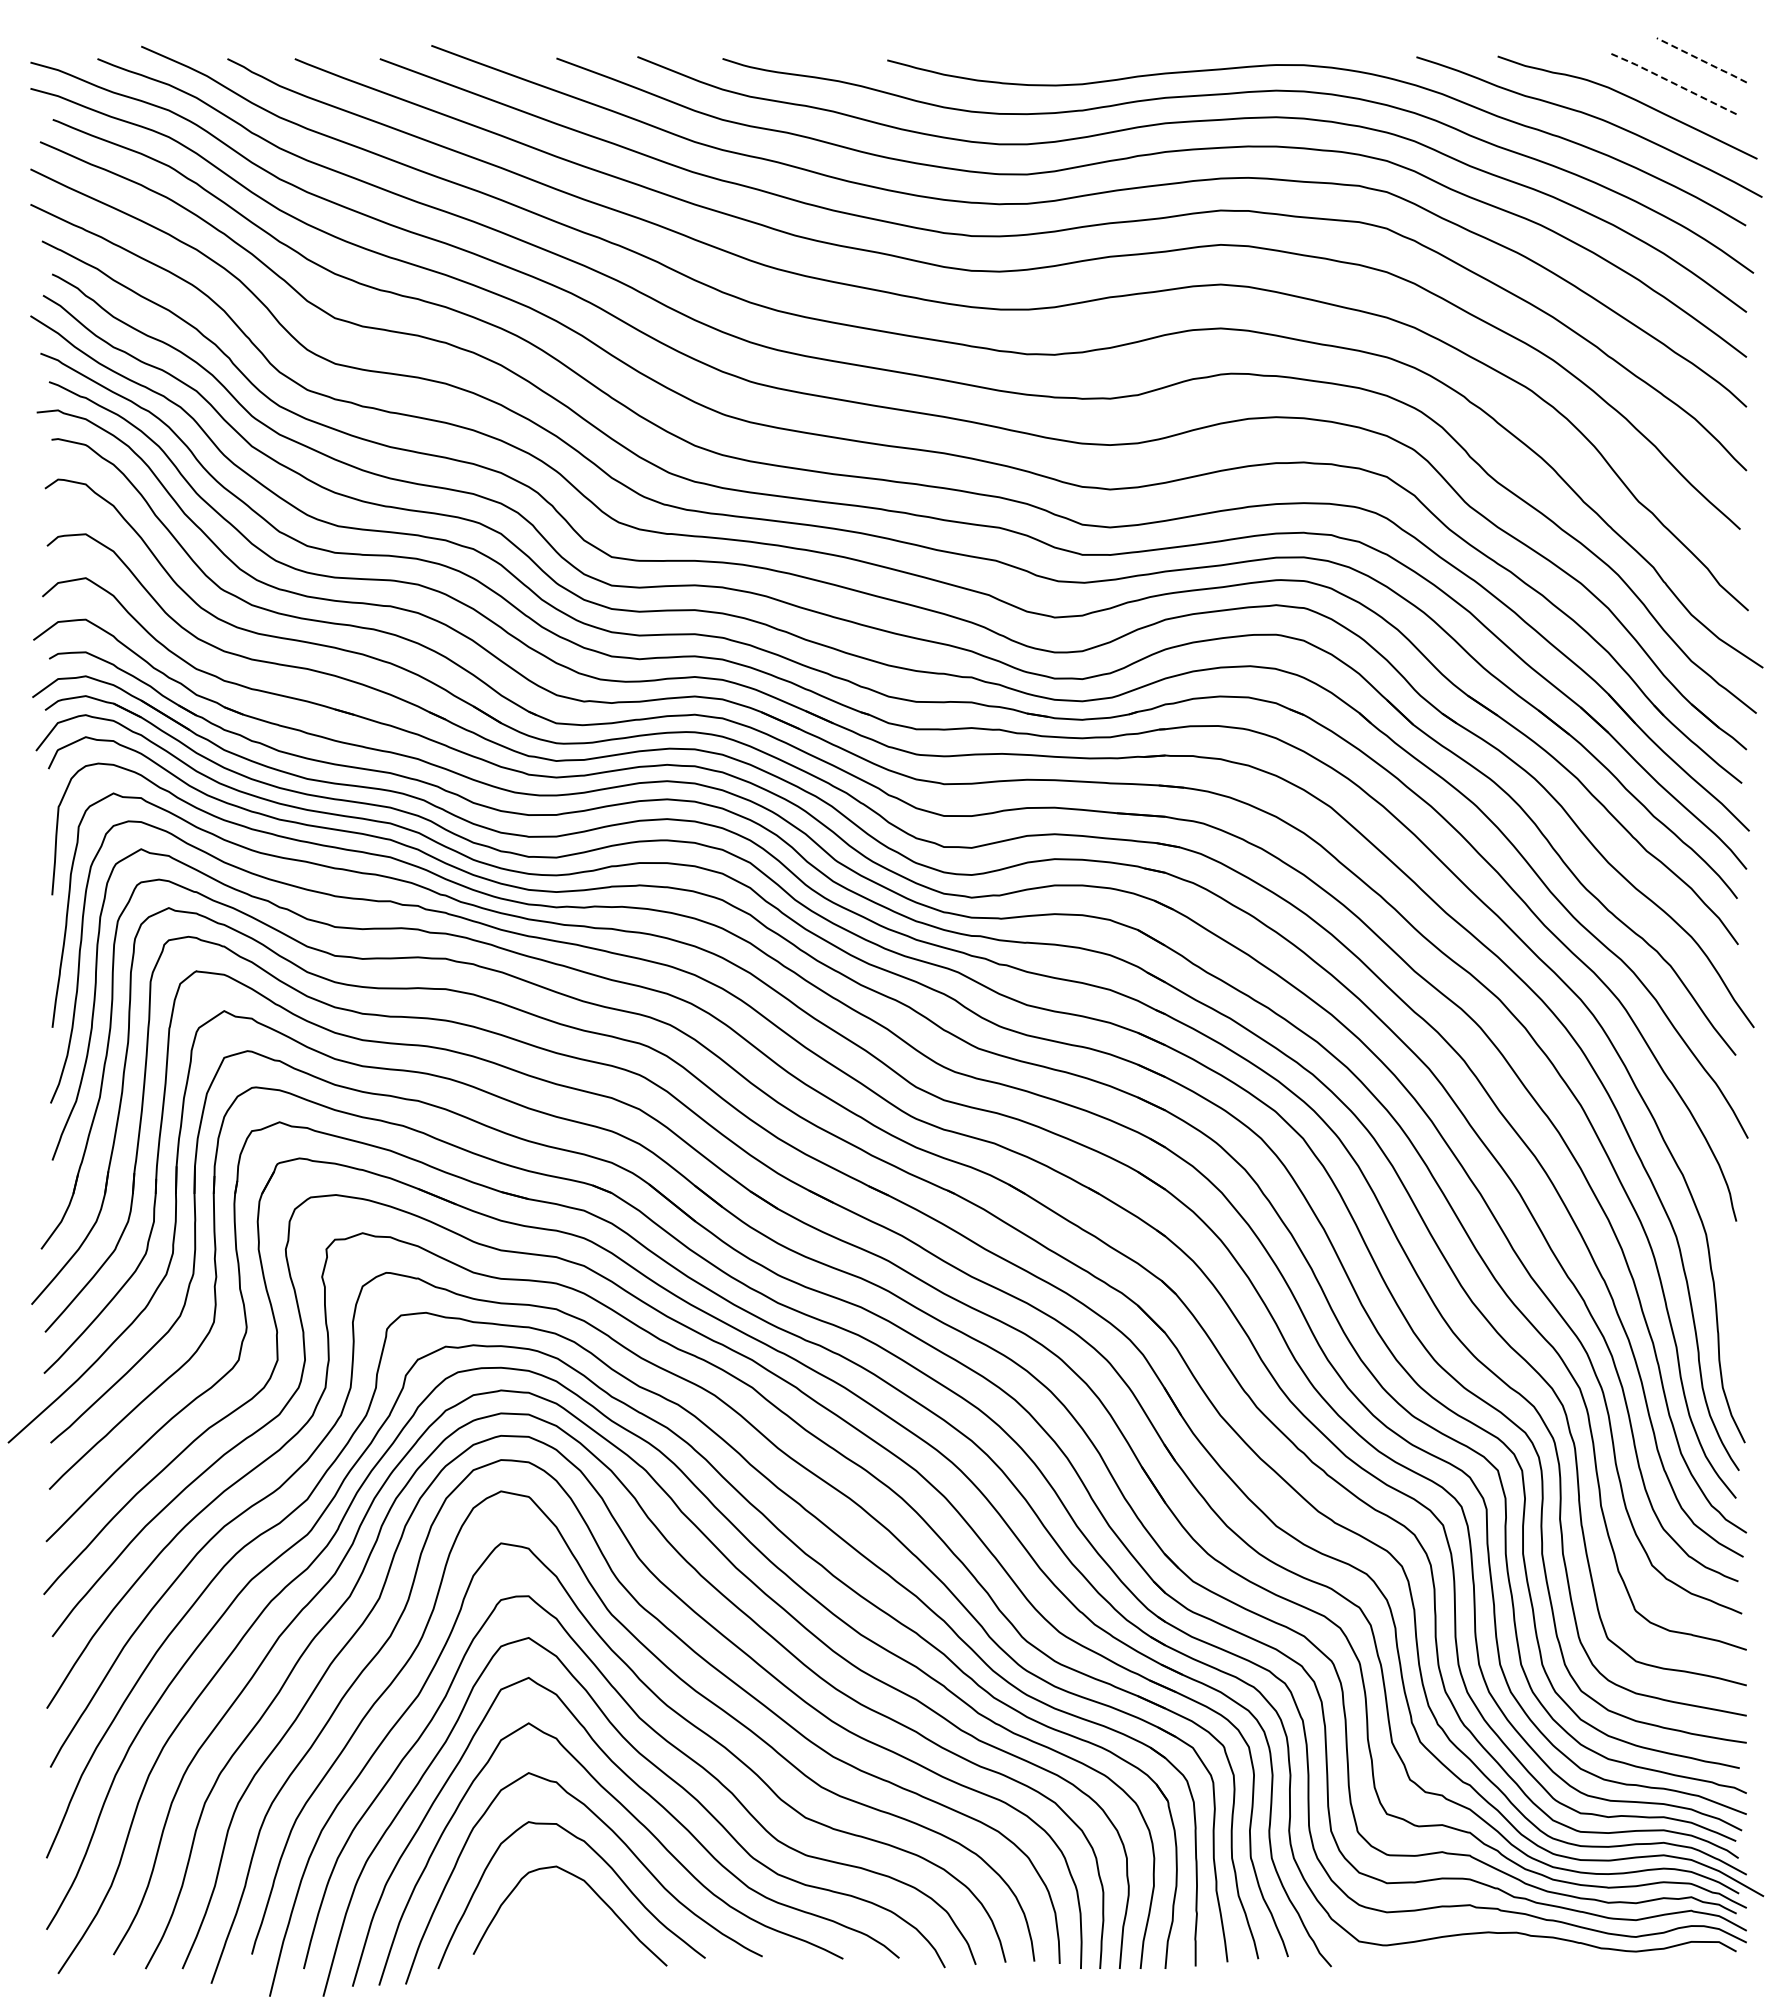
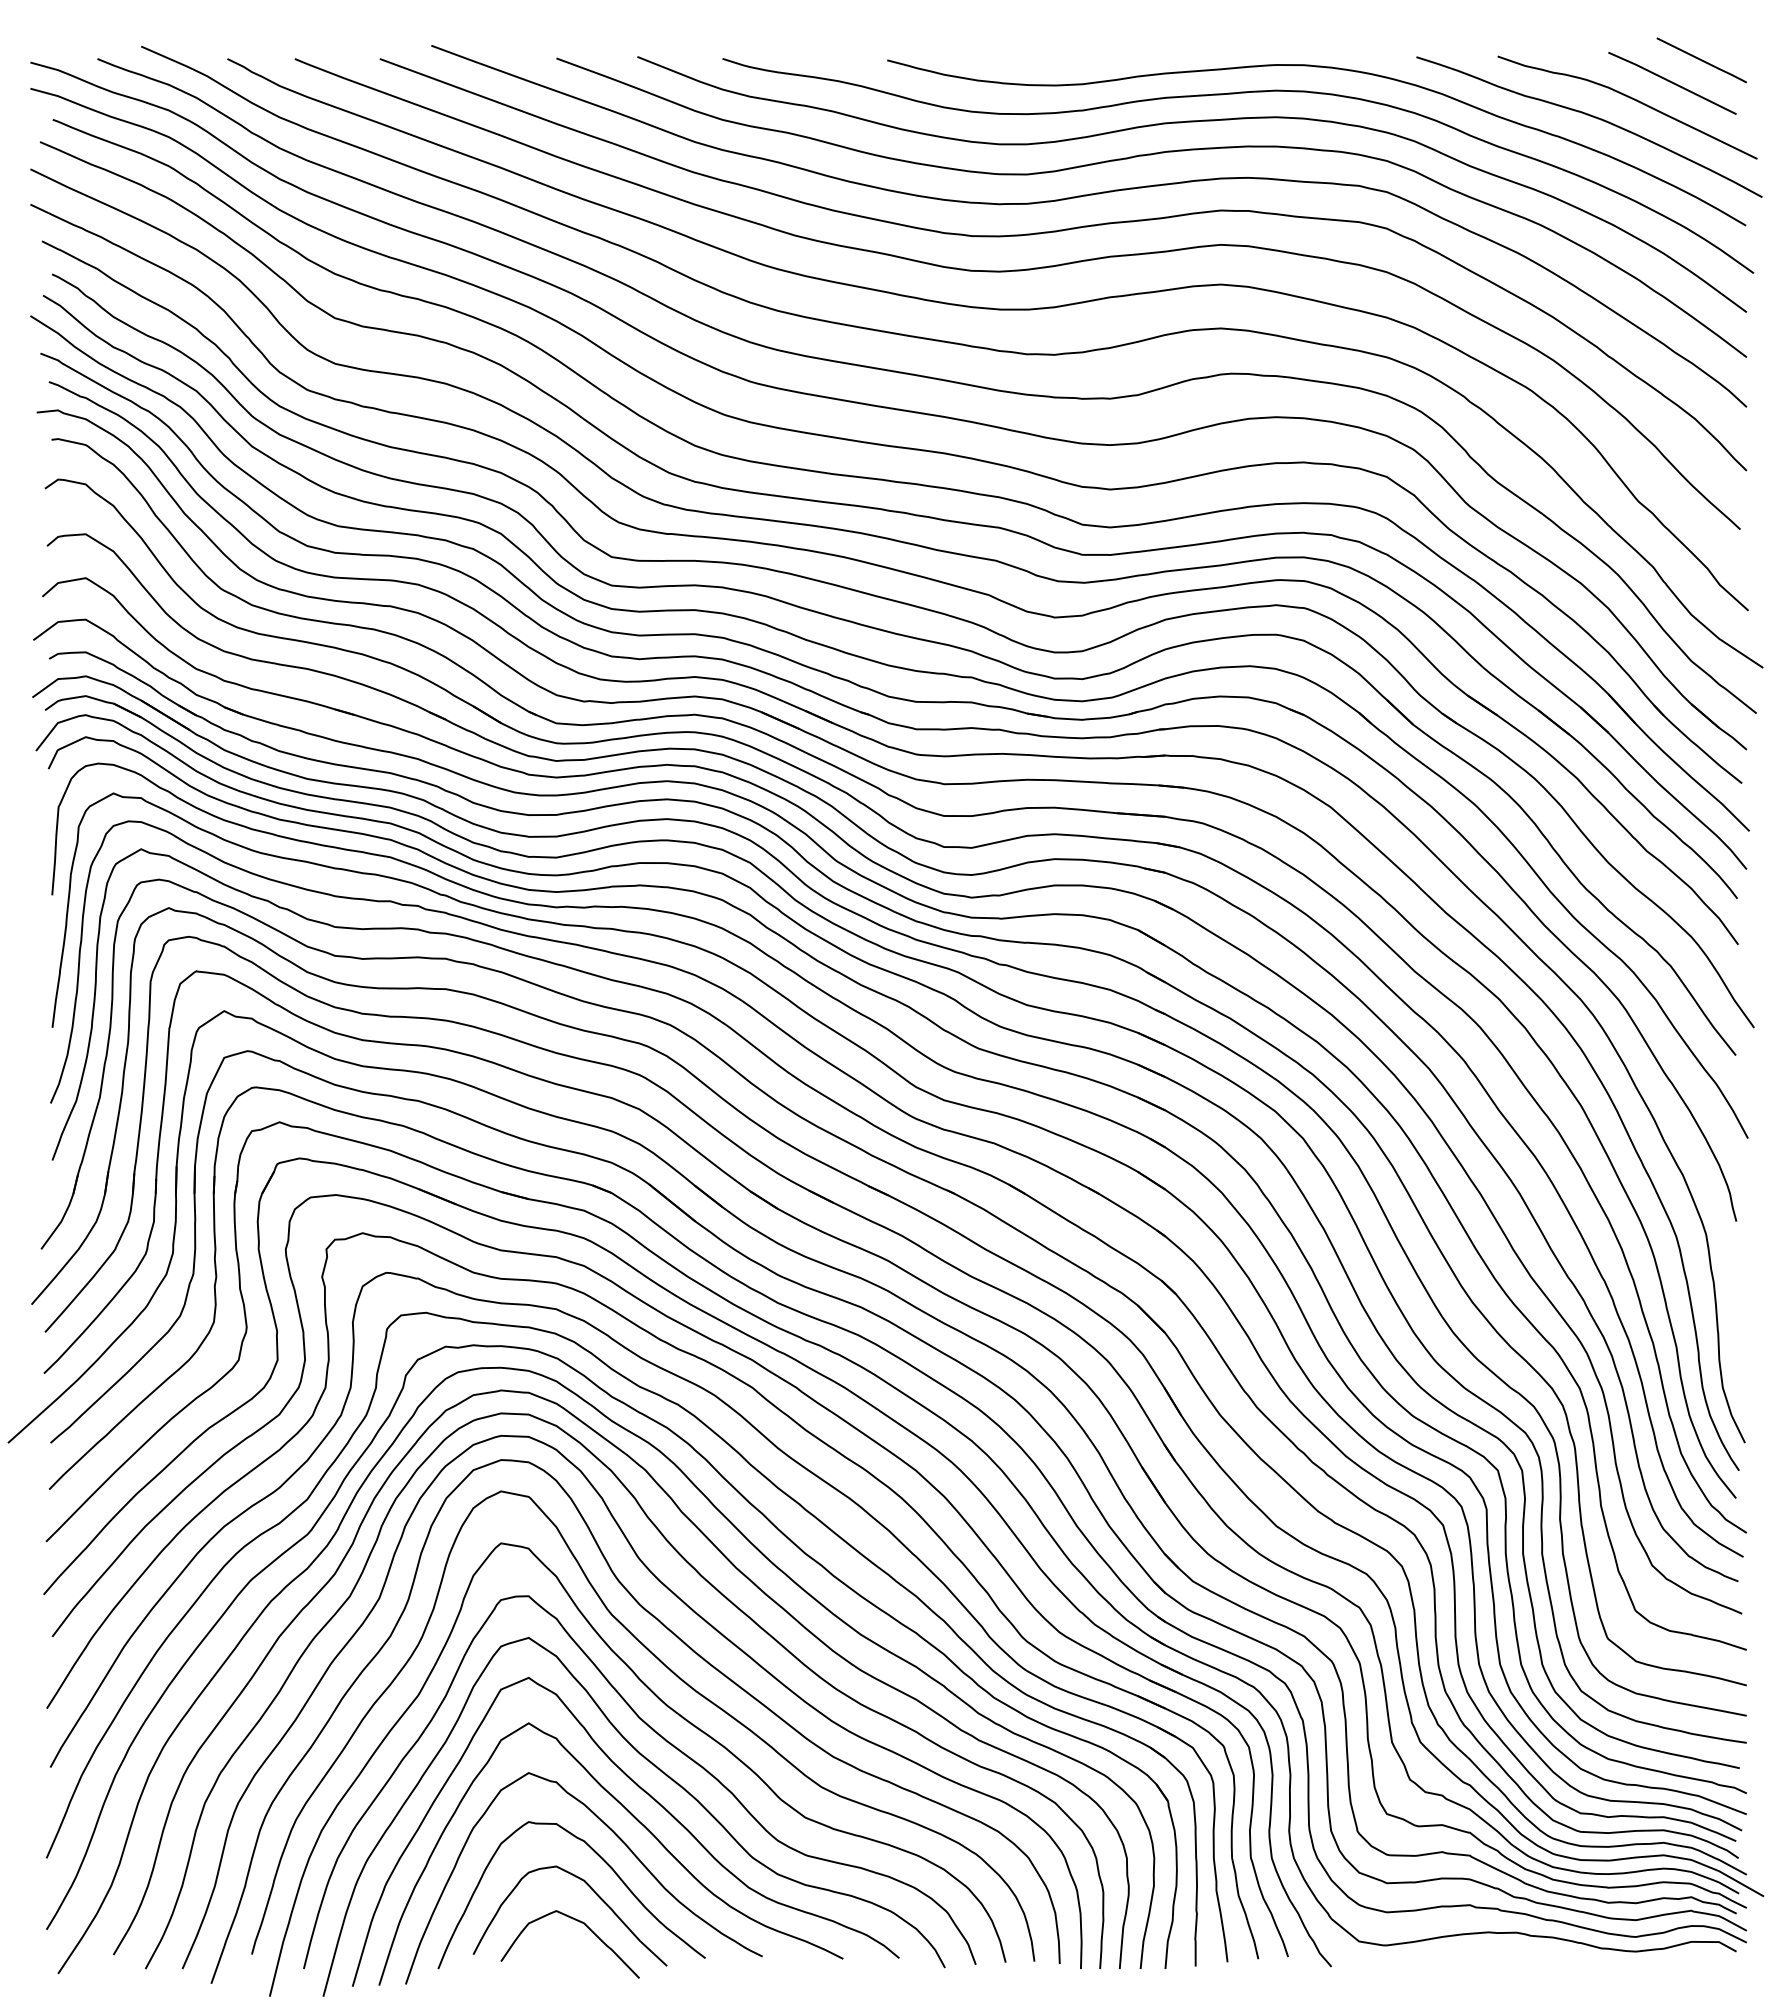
line: dashed -> solid (1703, 61)
line: dashed -> solid (1671, 82)
curve: none -> present (586, 1927)
